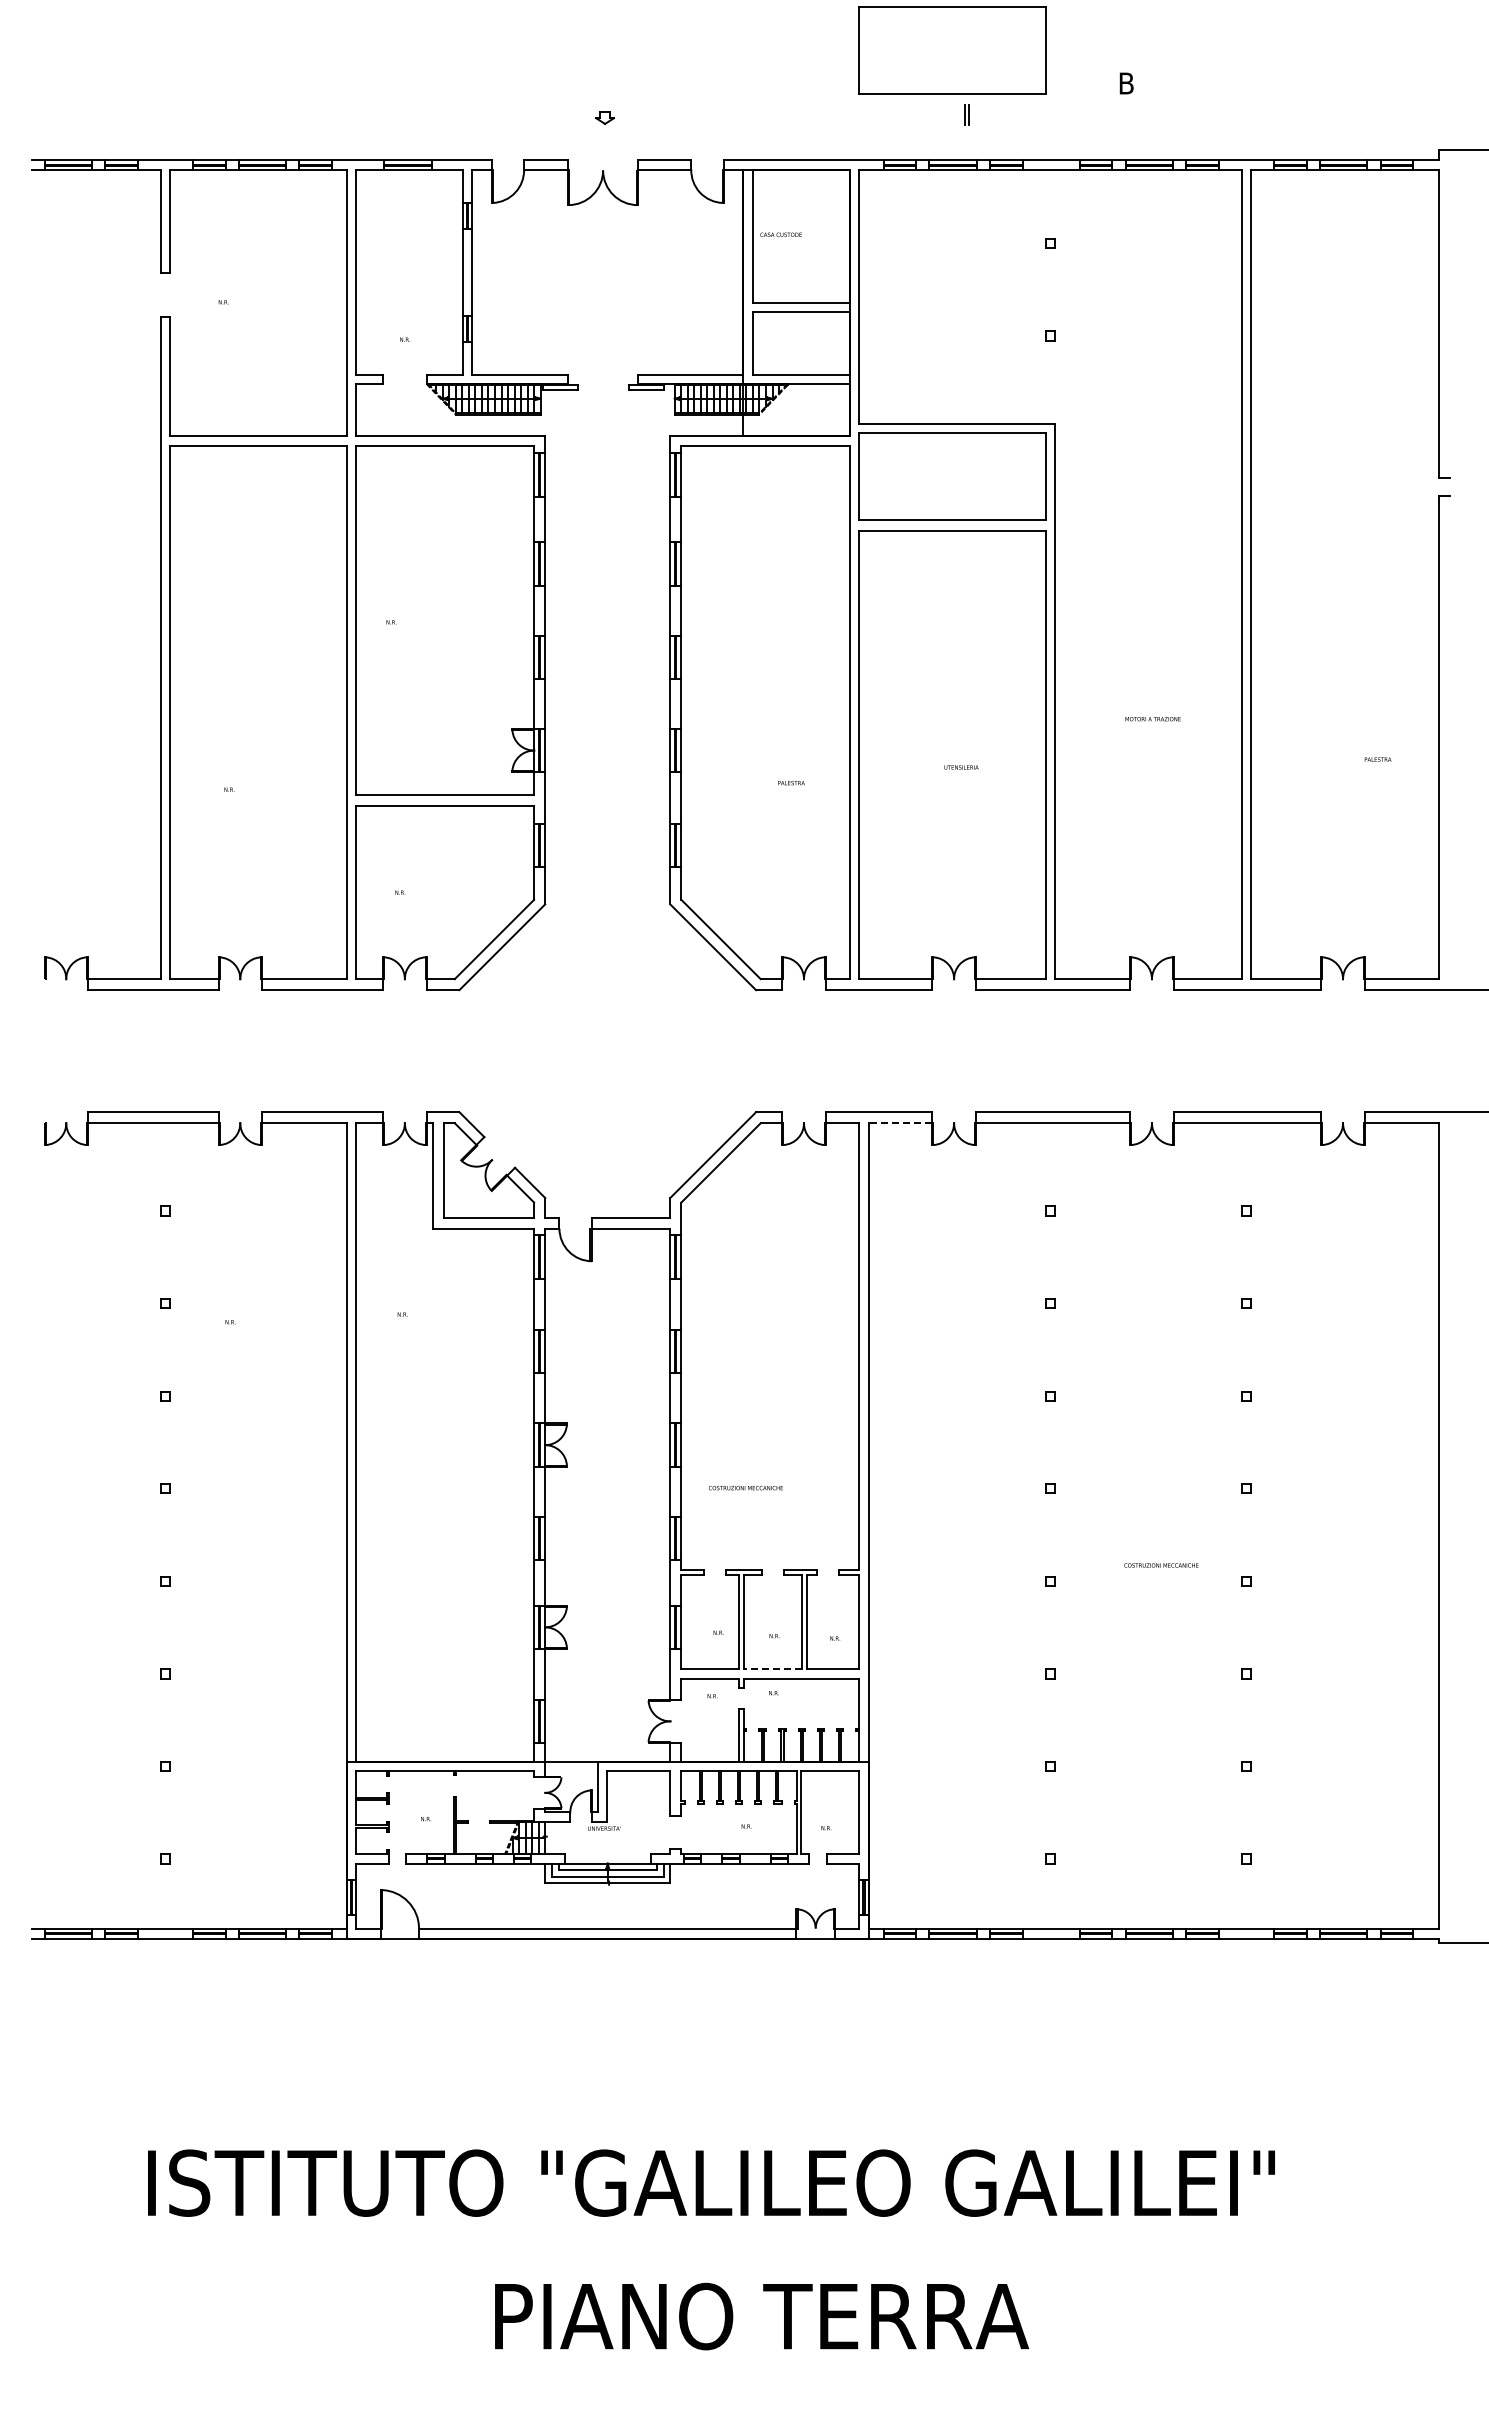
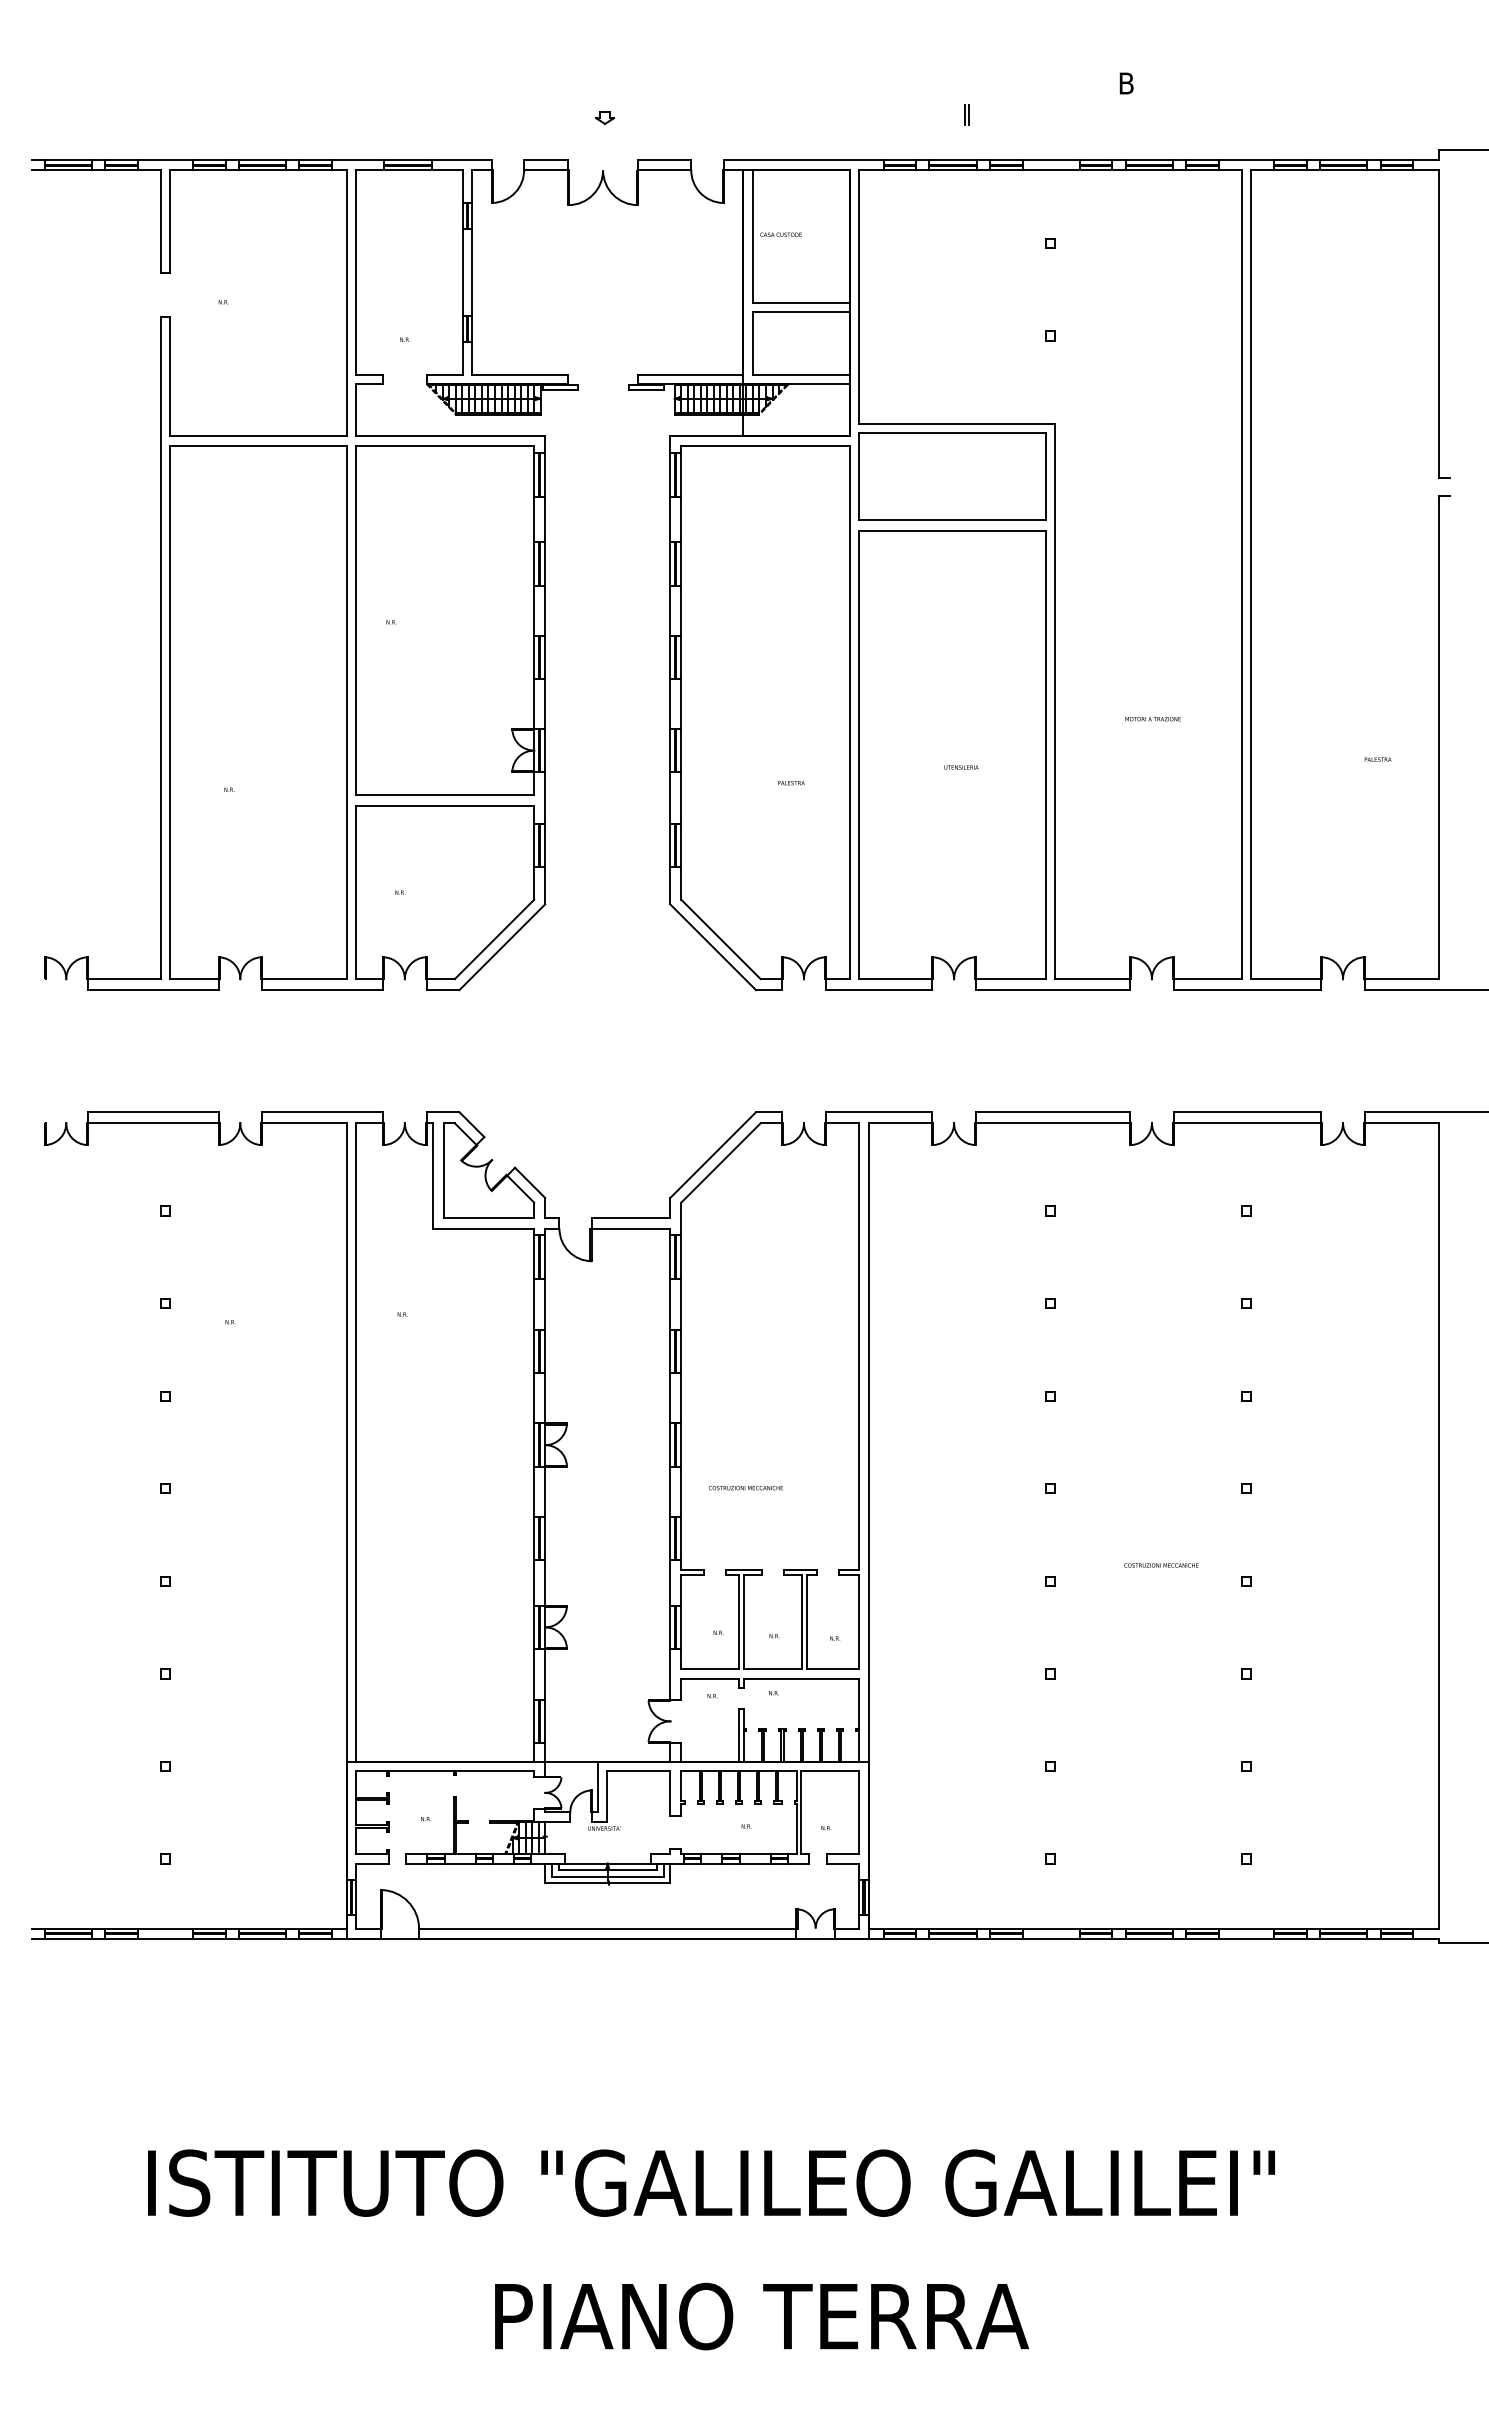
part: present -> none (952, 50)
line: dashed -> solid (900, 1123)
line: dashed -> solid (772, 1669)
